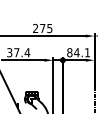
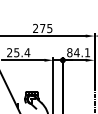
text: 37.4 -> 25.4 (13, 52)
